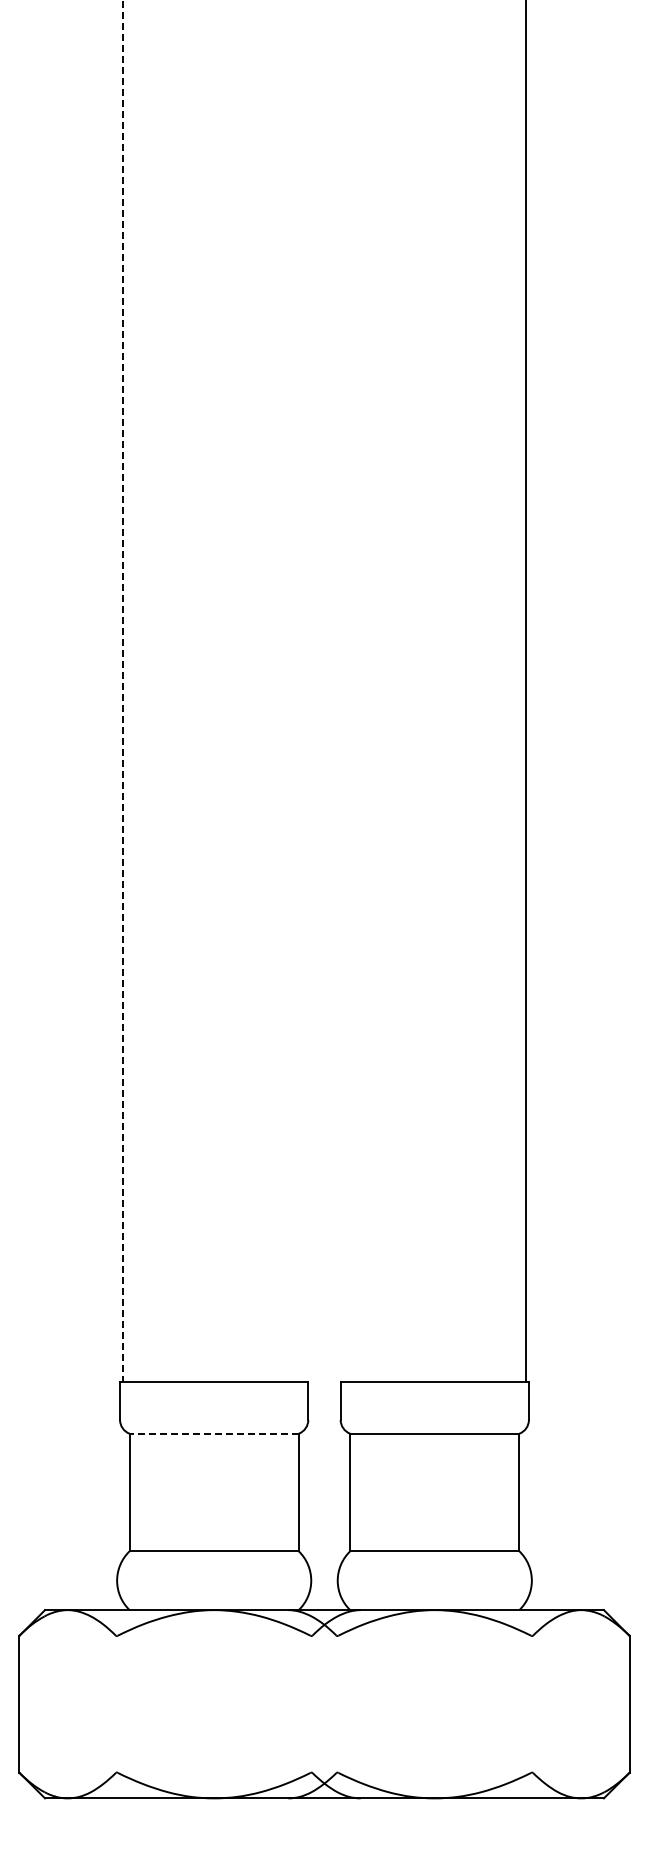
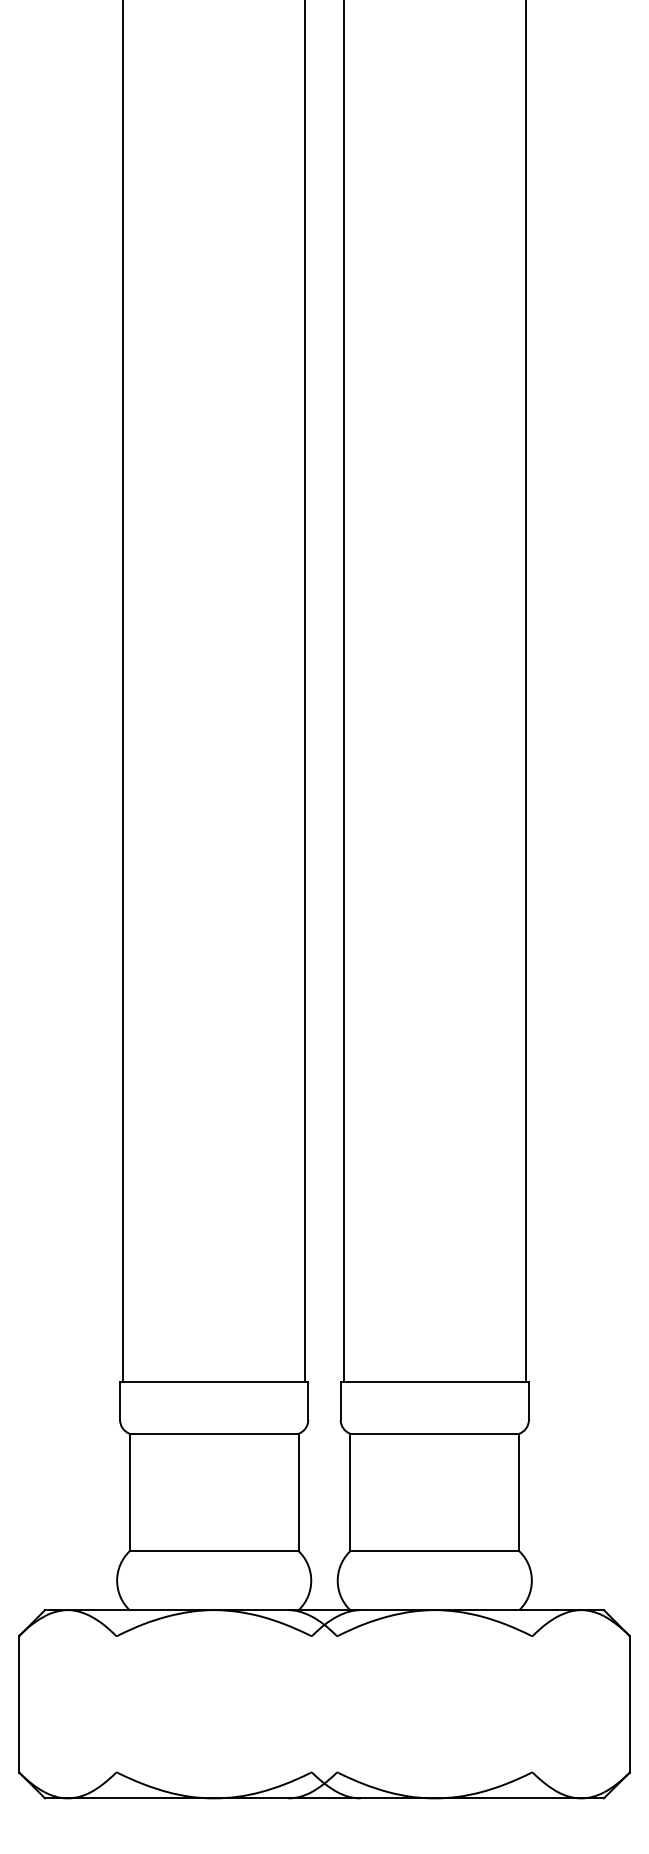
line: dashed -> solid (123, 691)
line: none -> present (305, 692)
line: none -> present (343, 692)
line: dashed -> solid (214, 1433)
